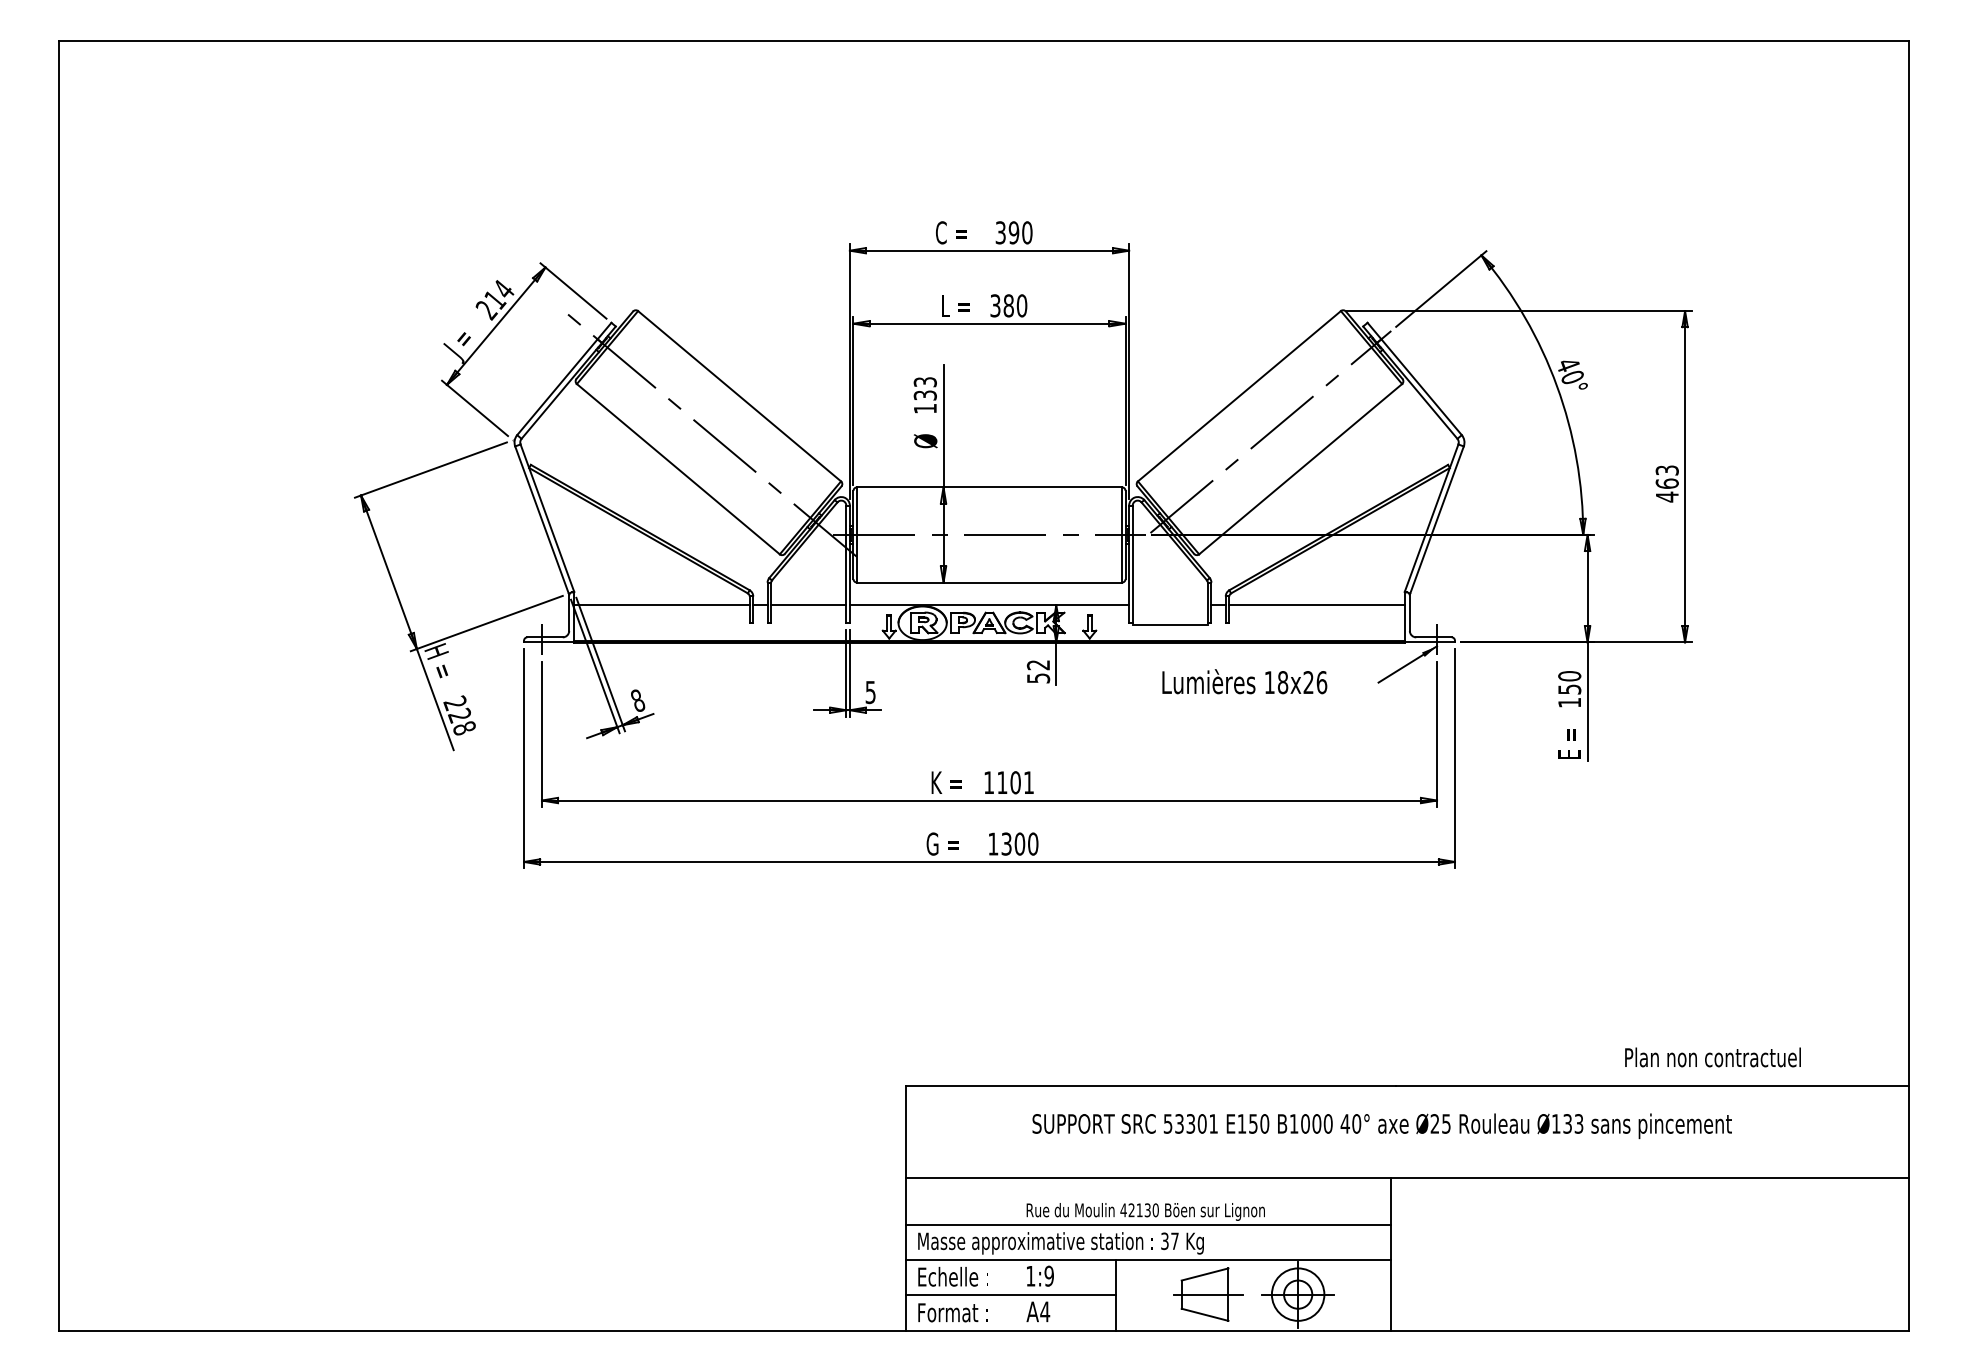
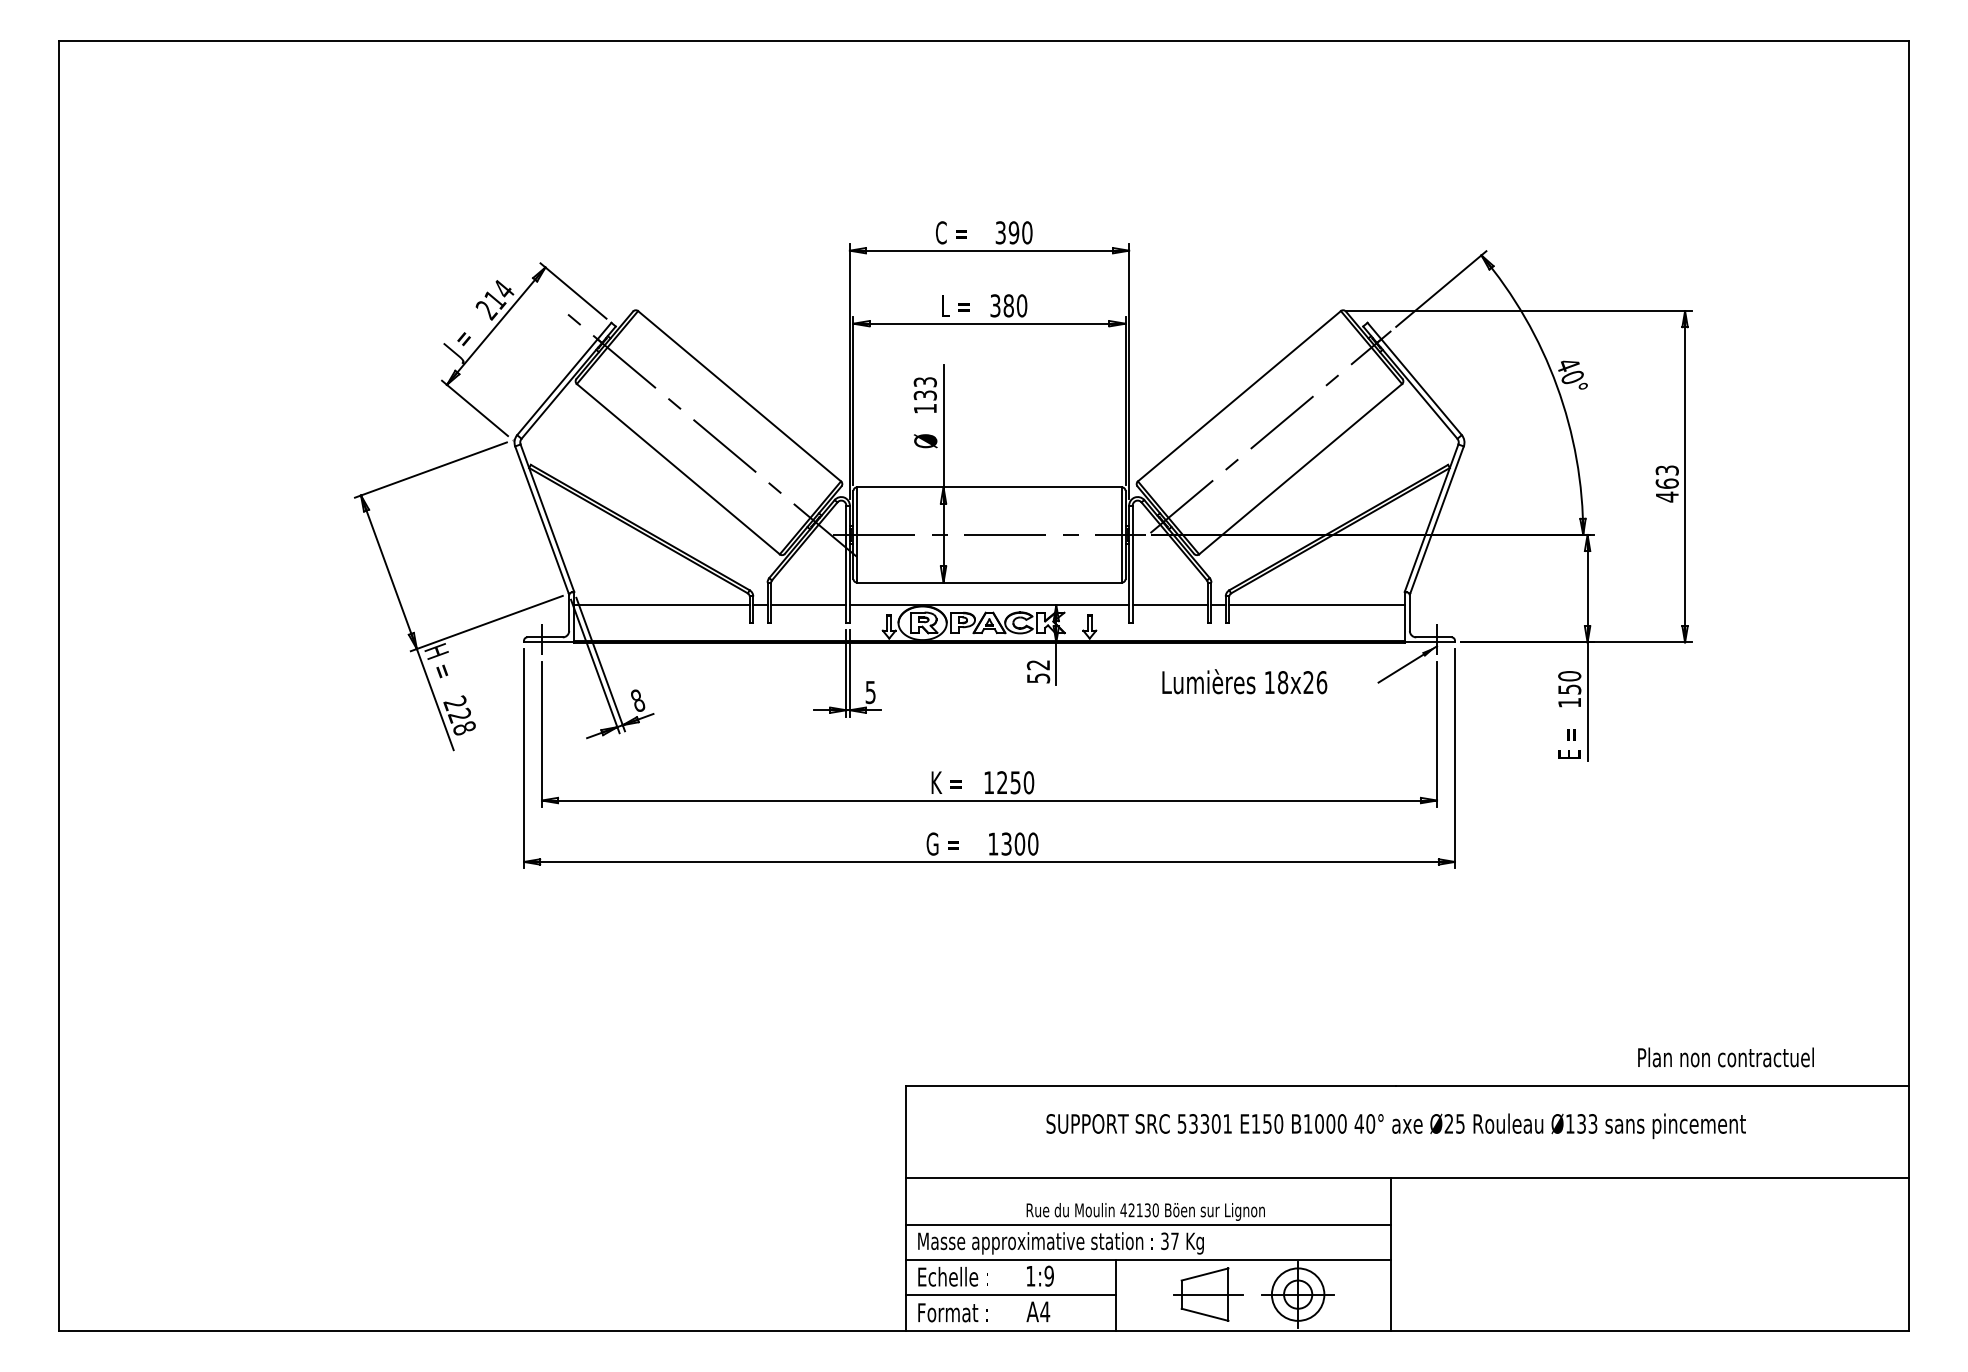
line position: (1169, 625) -> (1169, 605) (1169, 605)
text: 1101 -> 1250 (1015, 782)
text position: (1712, 1057) -> (1725, 1057) (1725, 1057)
text position: (1381, 1126) -> (1395, 1126) (1395, 1126)
